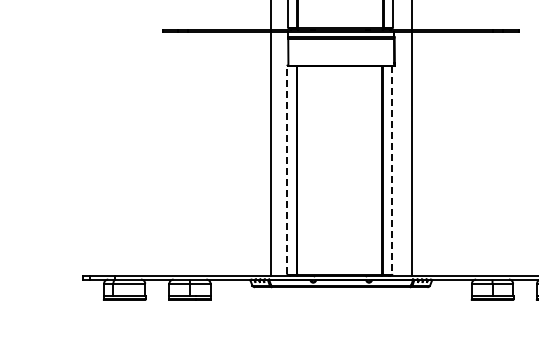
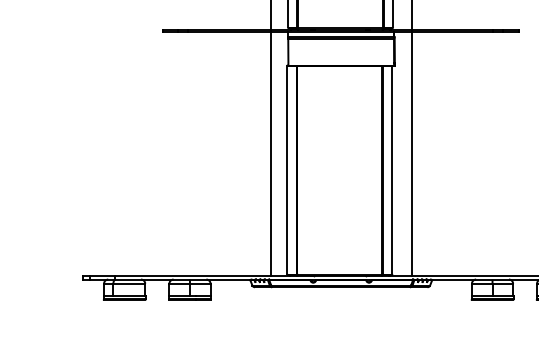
line: dashed -> solid (287, 169)
line: dashed -> solid (392, 169)
